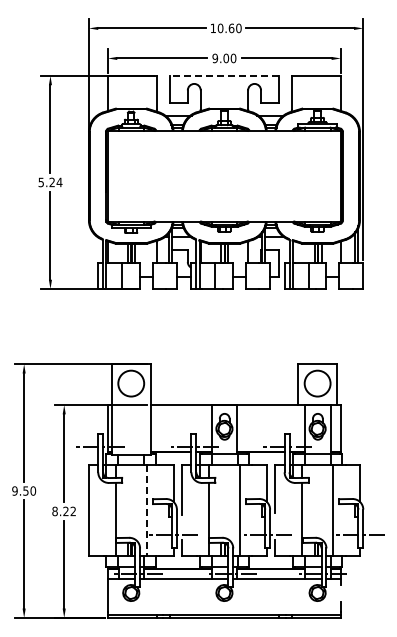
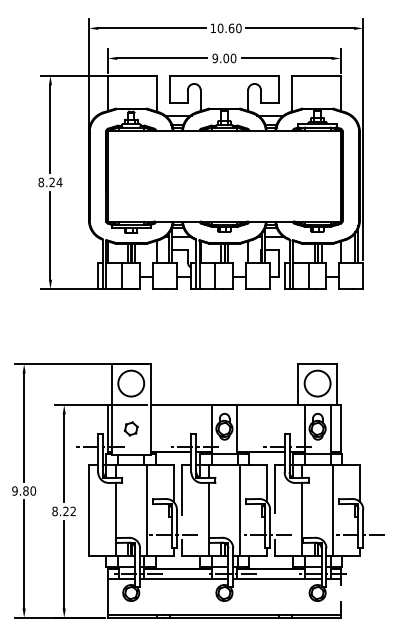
line: dashed -> solid (224, 75)
text: 5.24 -> 8.24 (41, 182)
part: none -> present (130, 428)
text: 9.50 -> 9.80 (25, 490)
line: dashed -> solid (147, 510)
